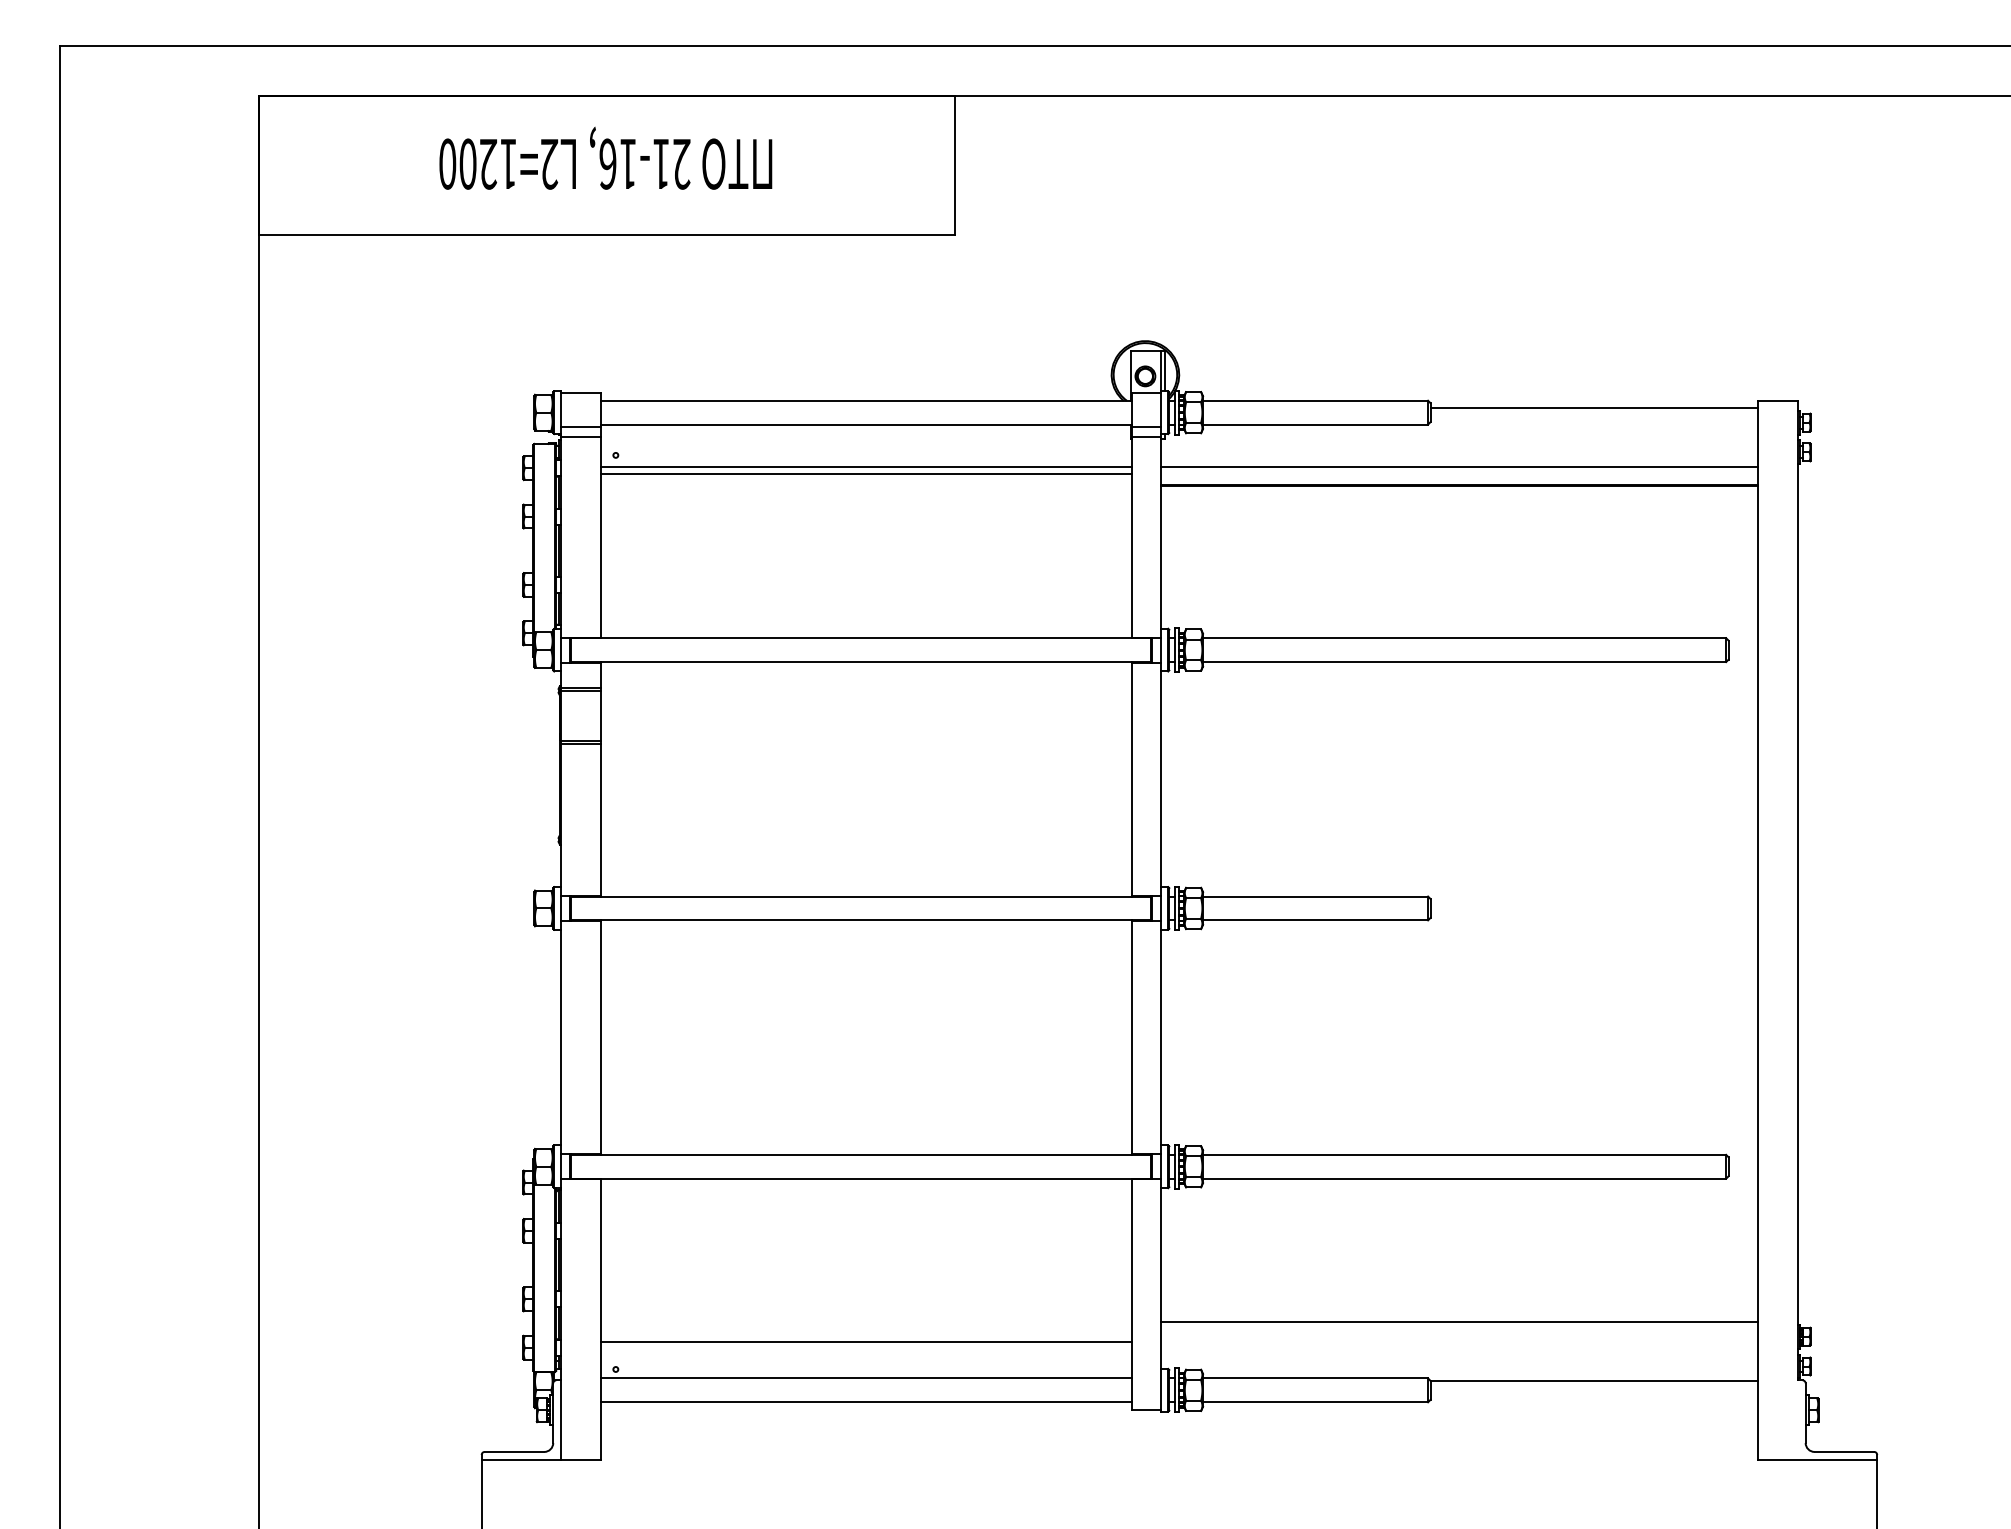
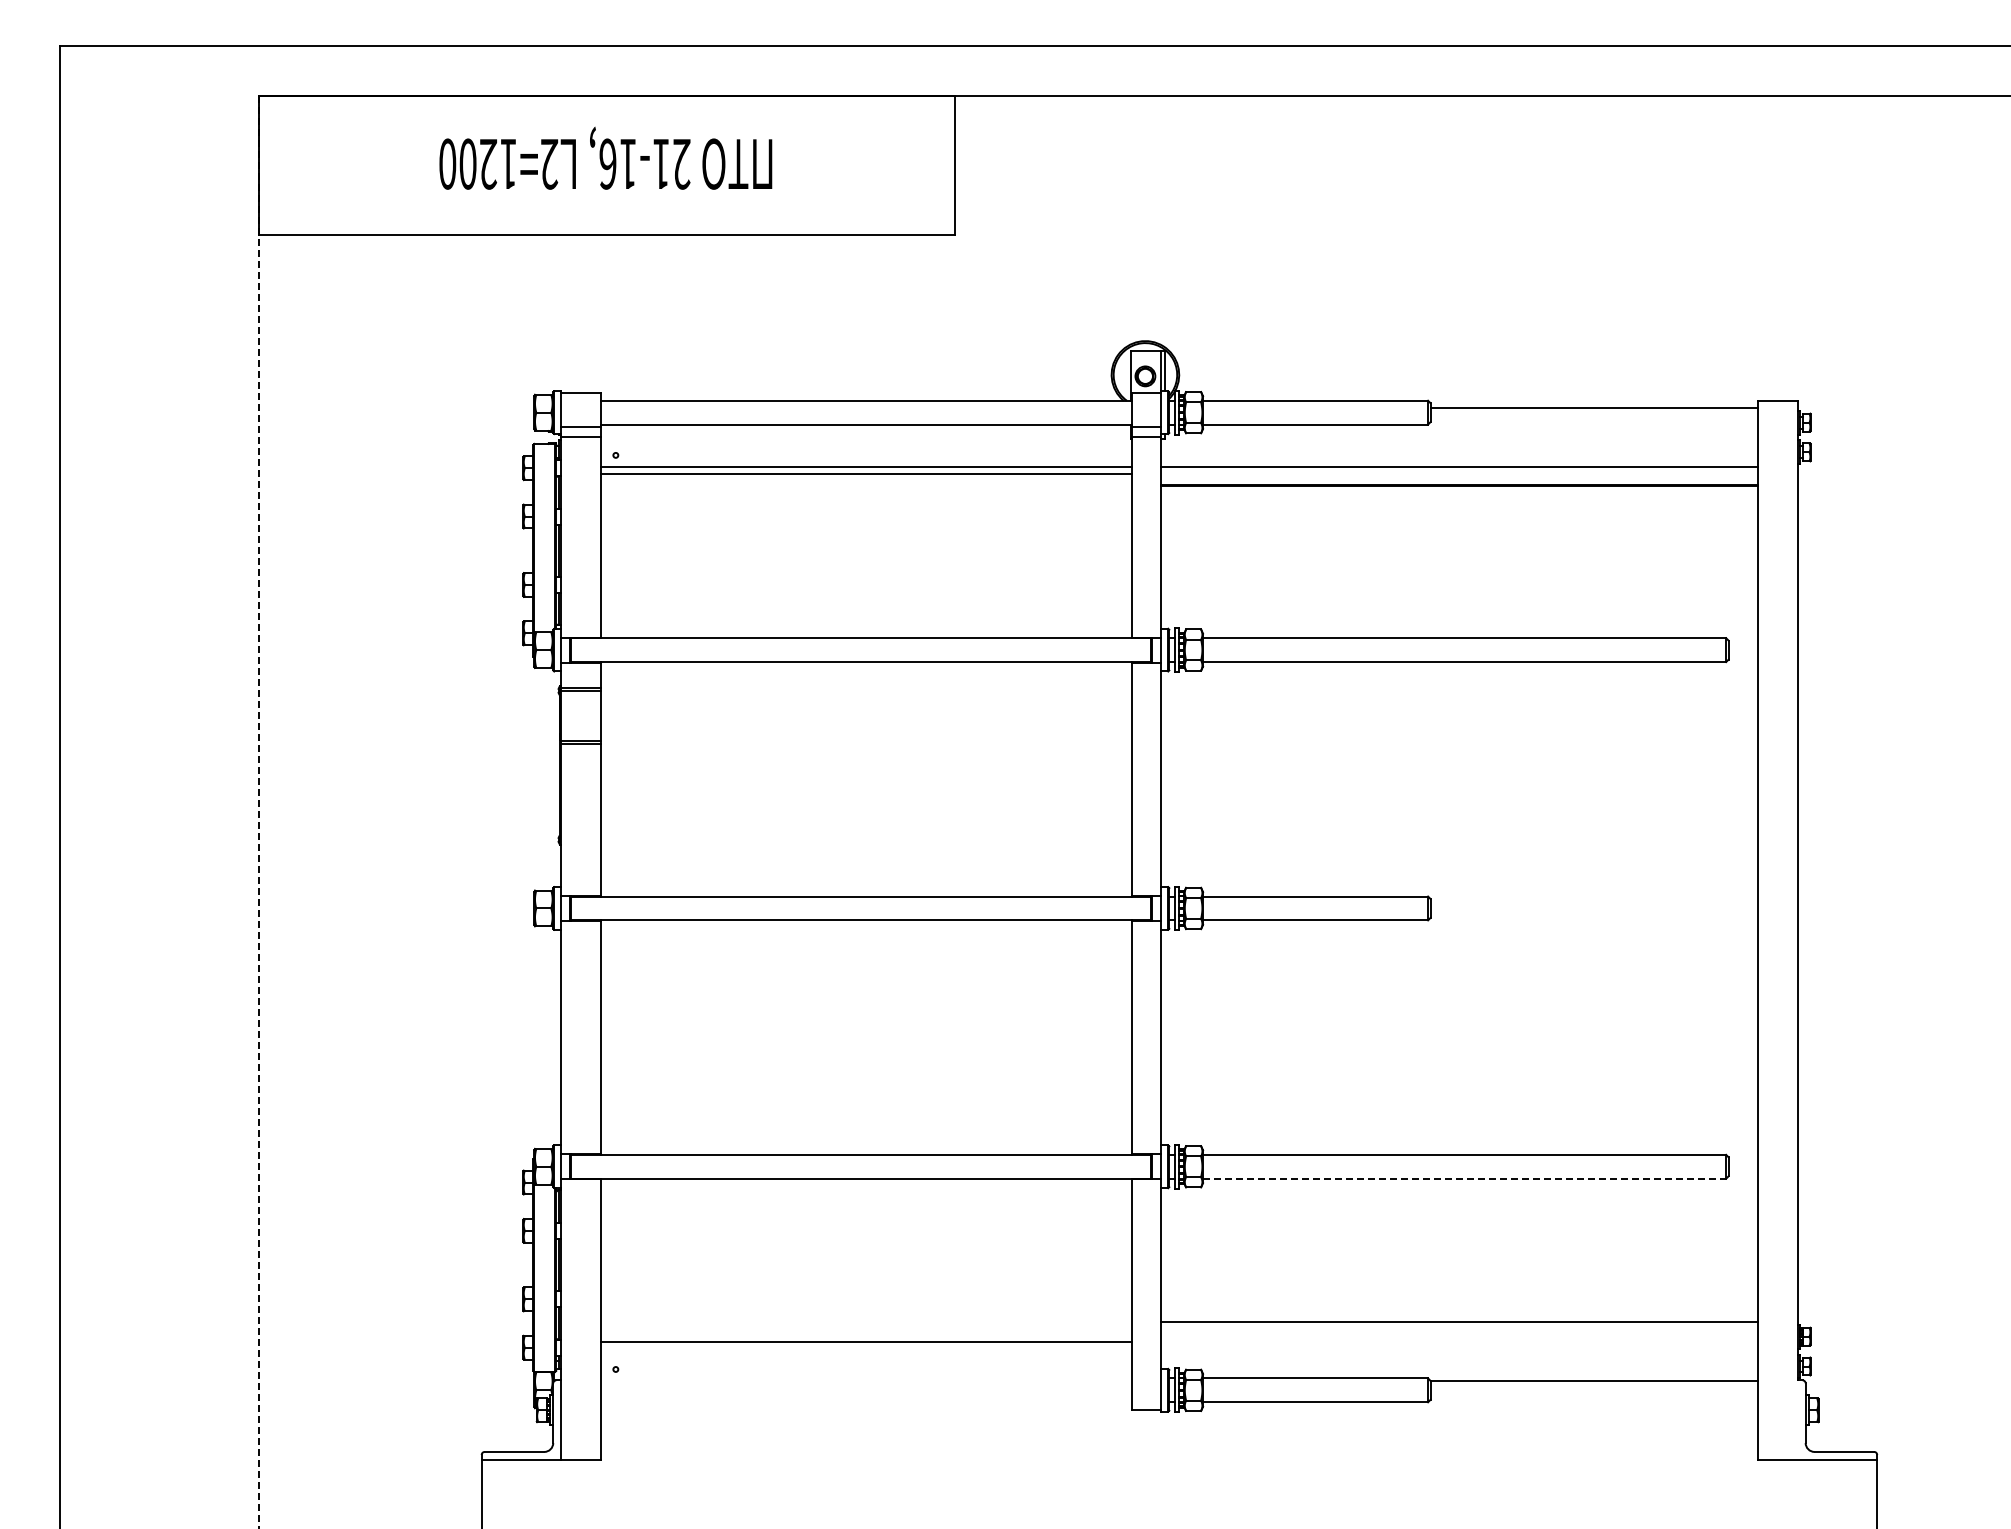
line: solid -> dashed (259, 812)
line: solid -> dashed (1464, 1178)
line: present -> none (865, 1378)
line: present -> none (865, 1402)
